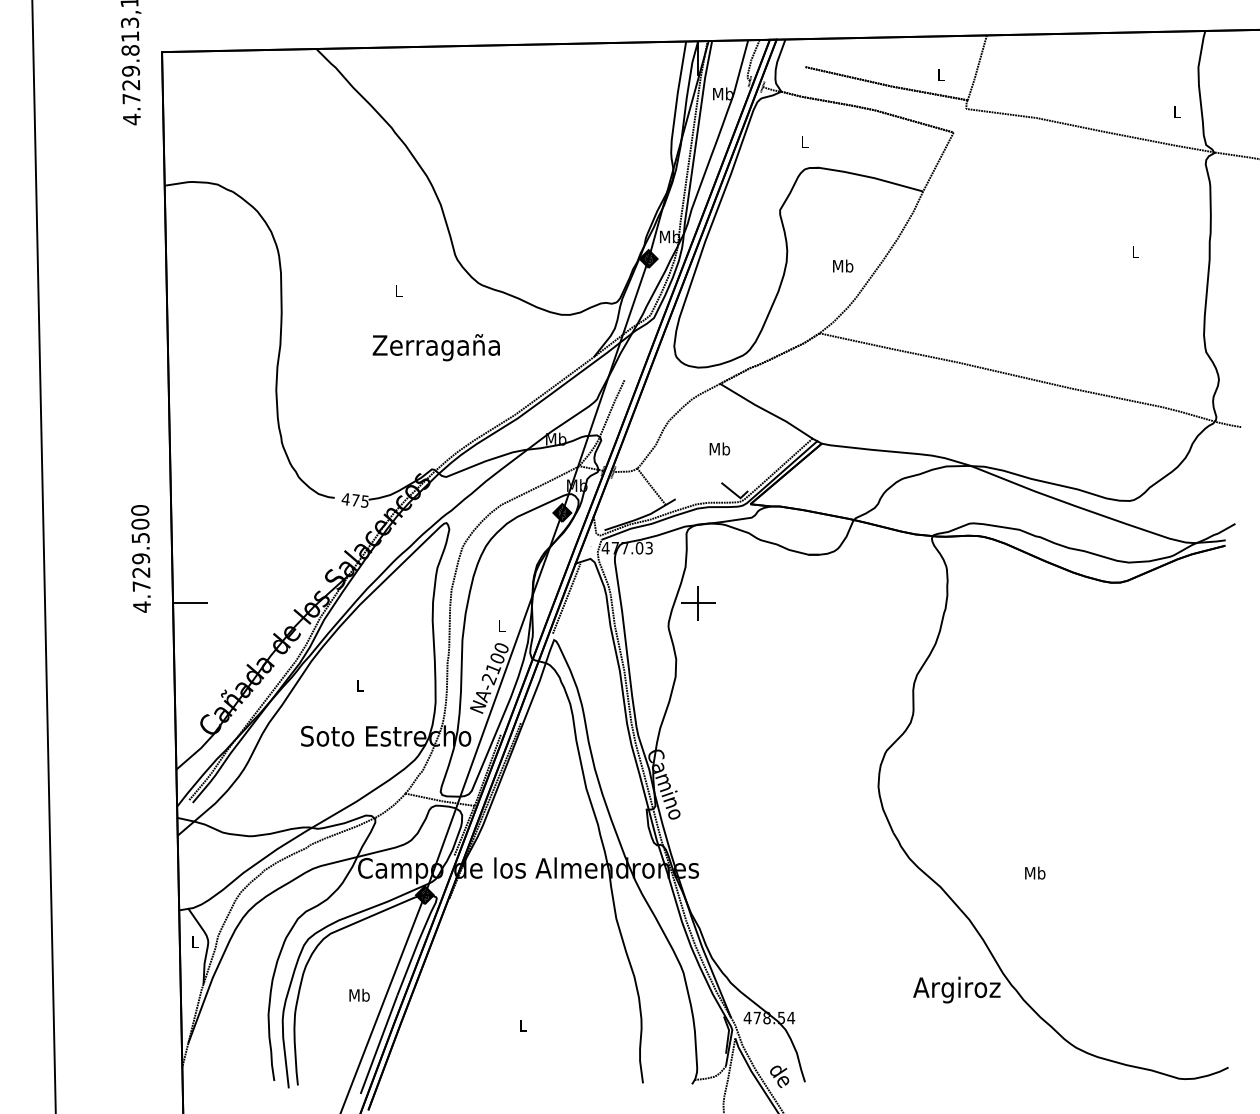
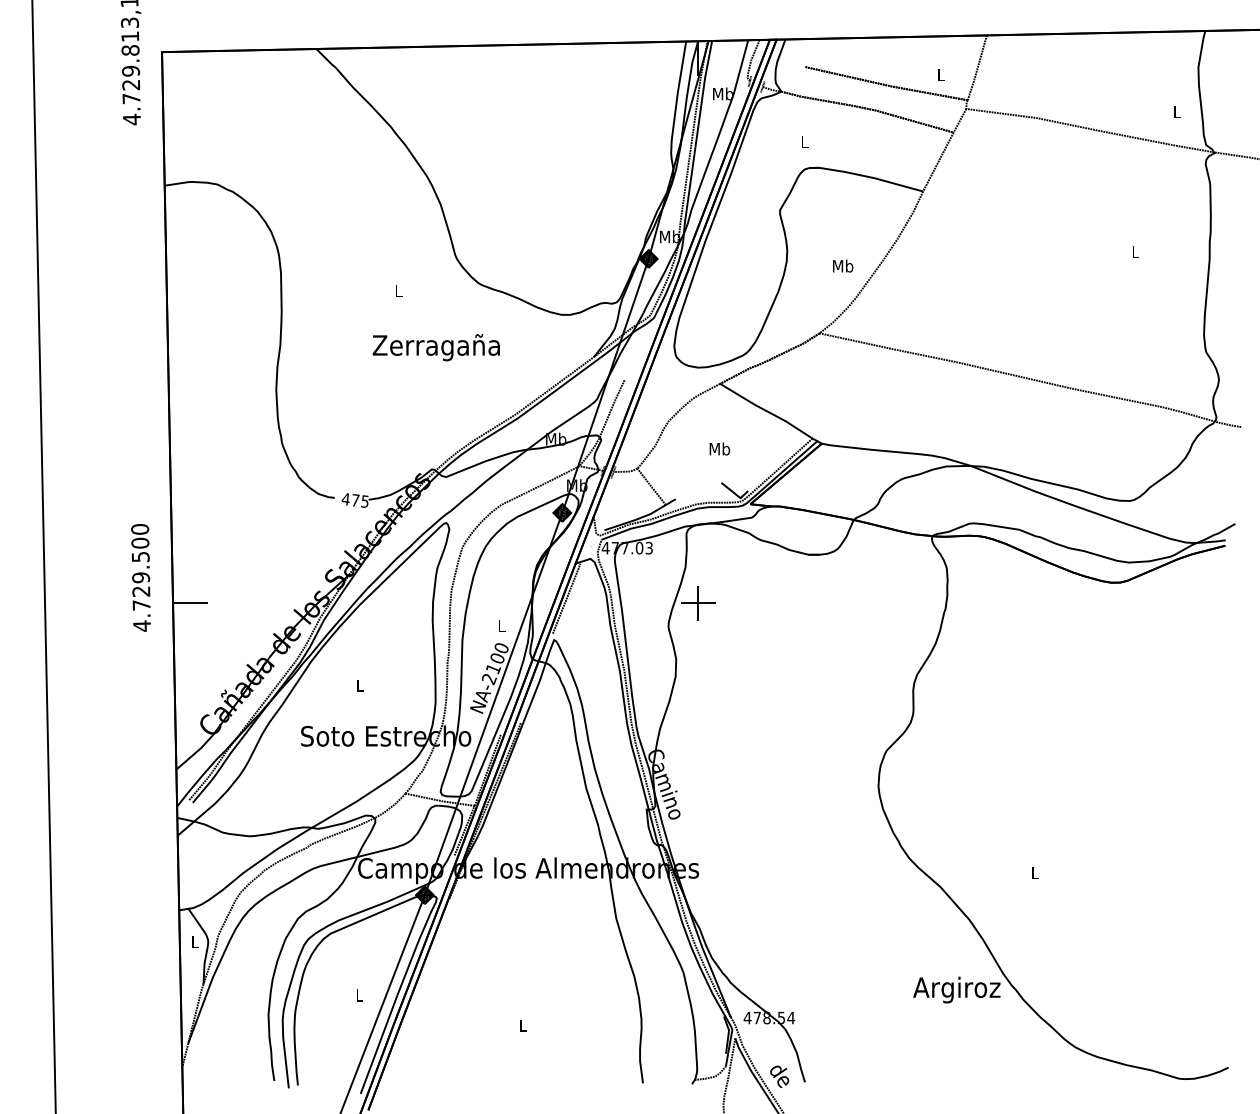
line: none -> present (959, 120)
text position: (140, 558) -> (140, 577) (140, 577)
text: Mb -> L (1035, 872)
text: Mb -> L (359, 994)
